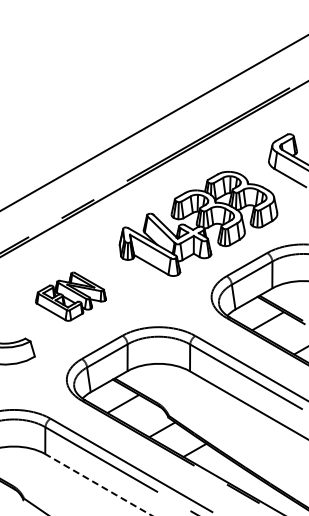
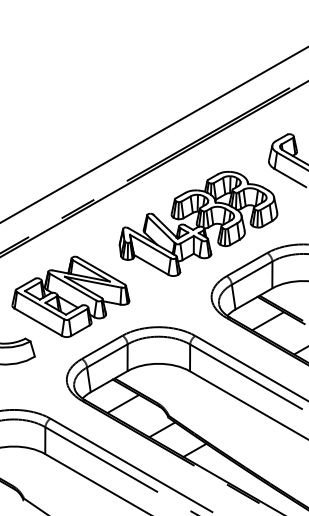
line position: (153, 122) -> (153, 134) (153, 134)
part size: 72x51 px -> 120x83 px (70, 296)
line: dashed -> solid (98, 485)
